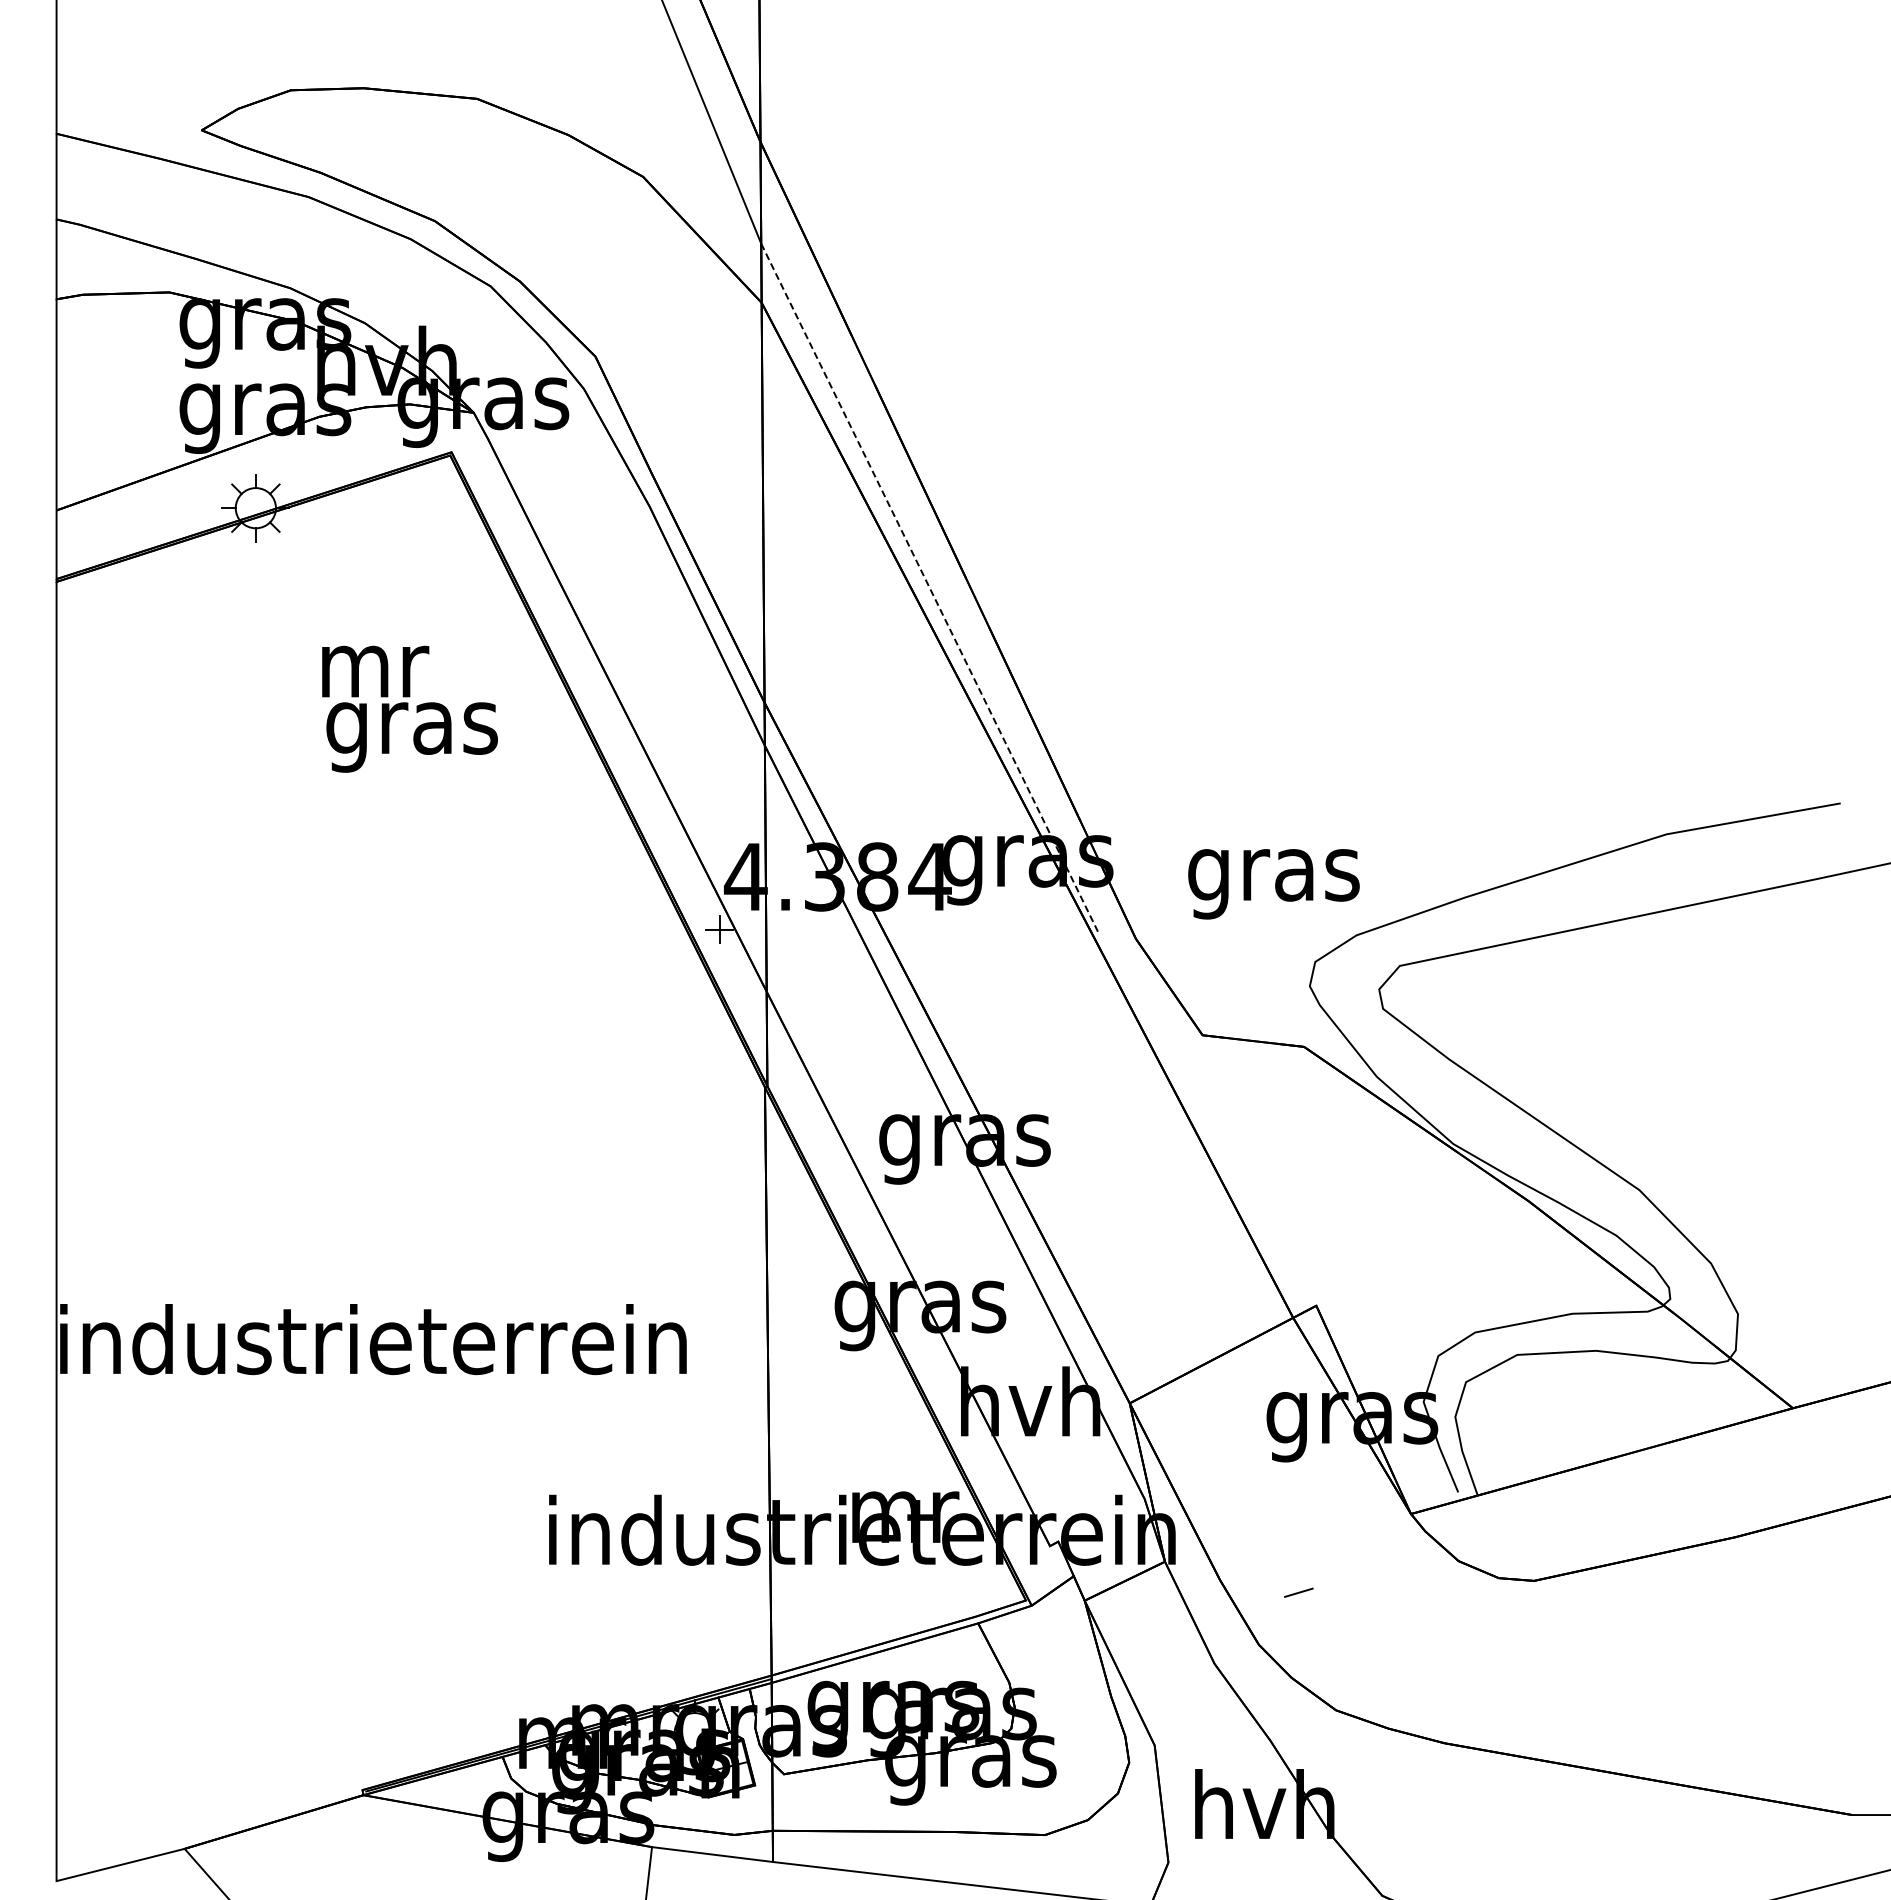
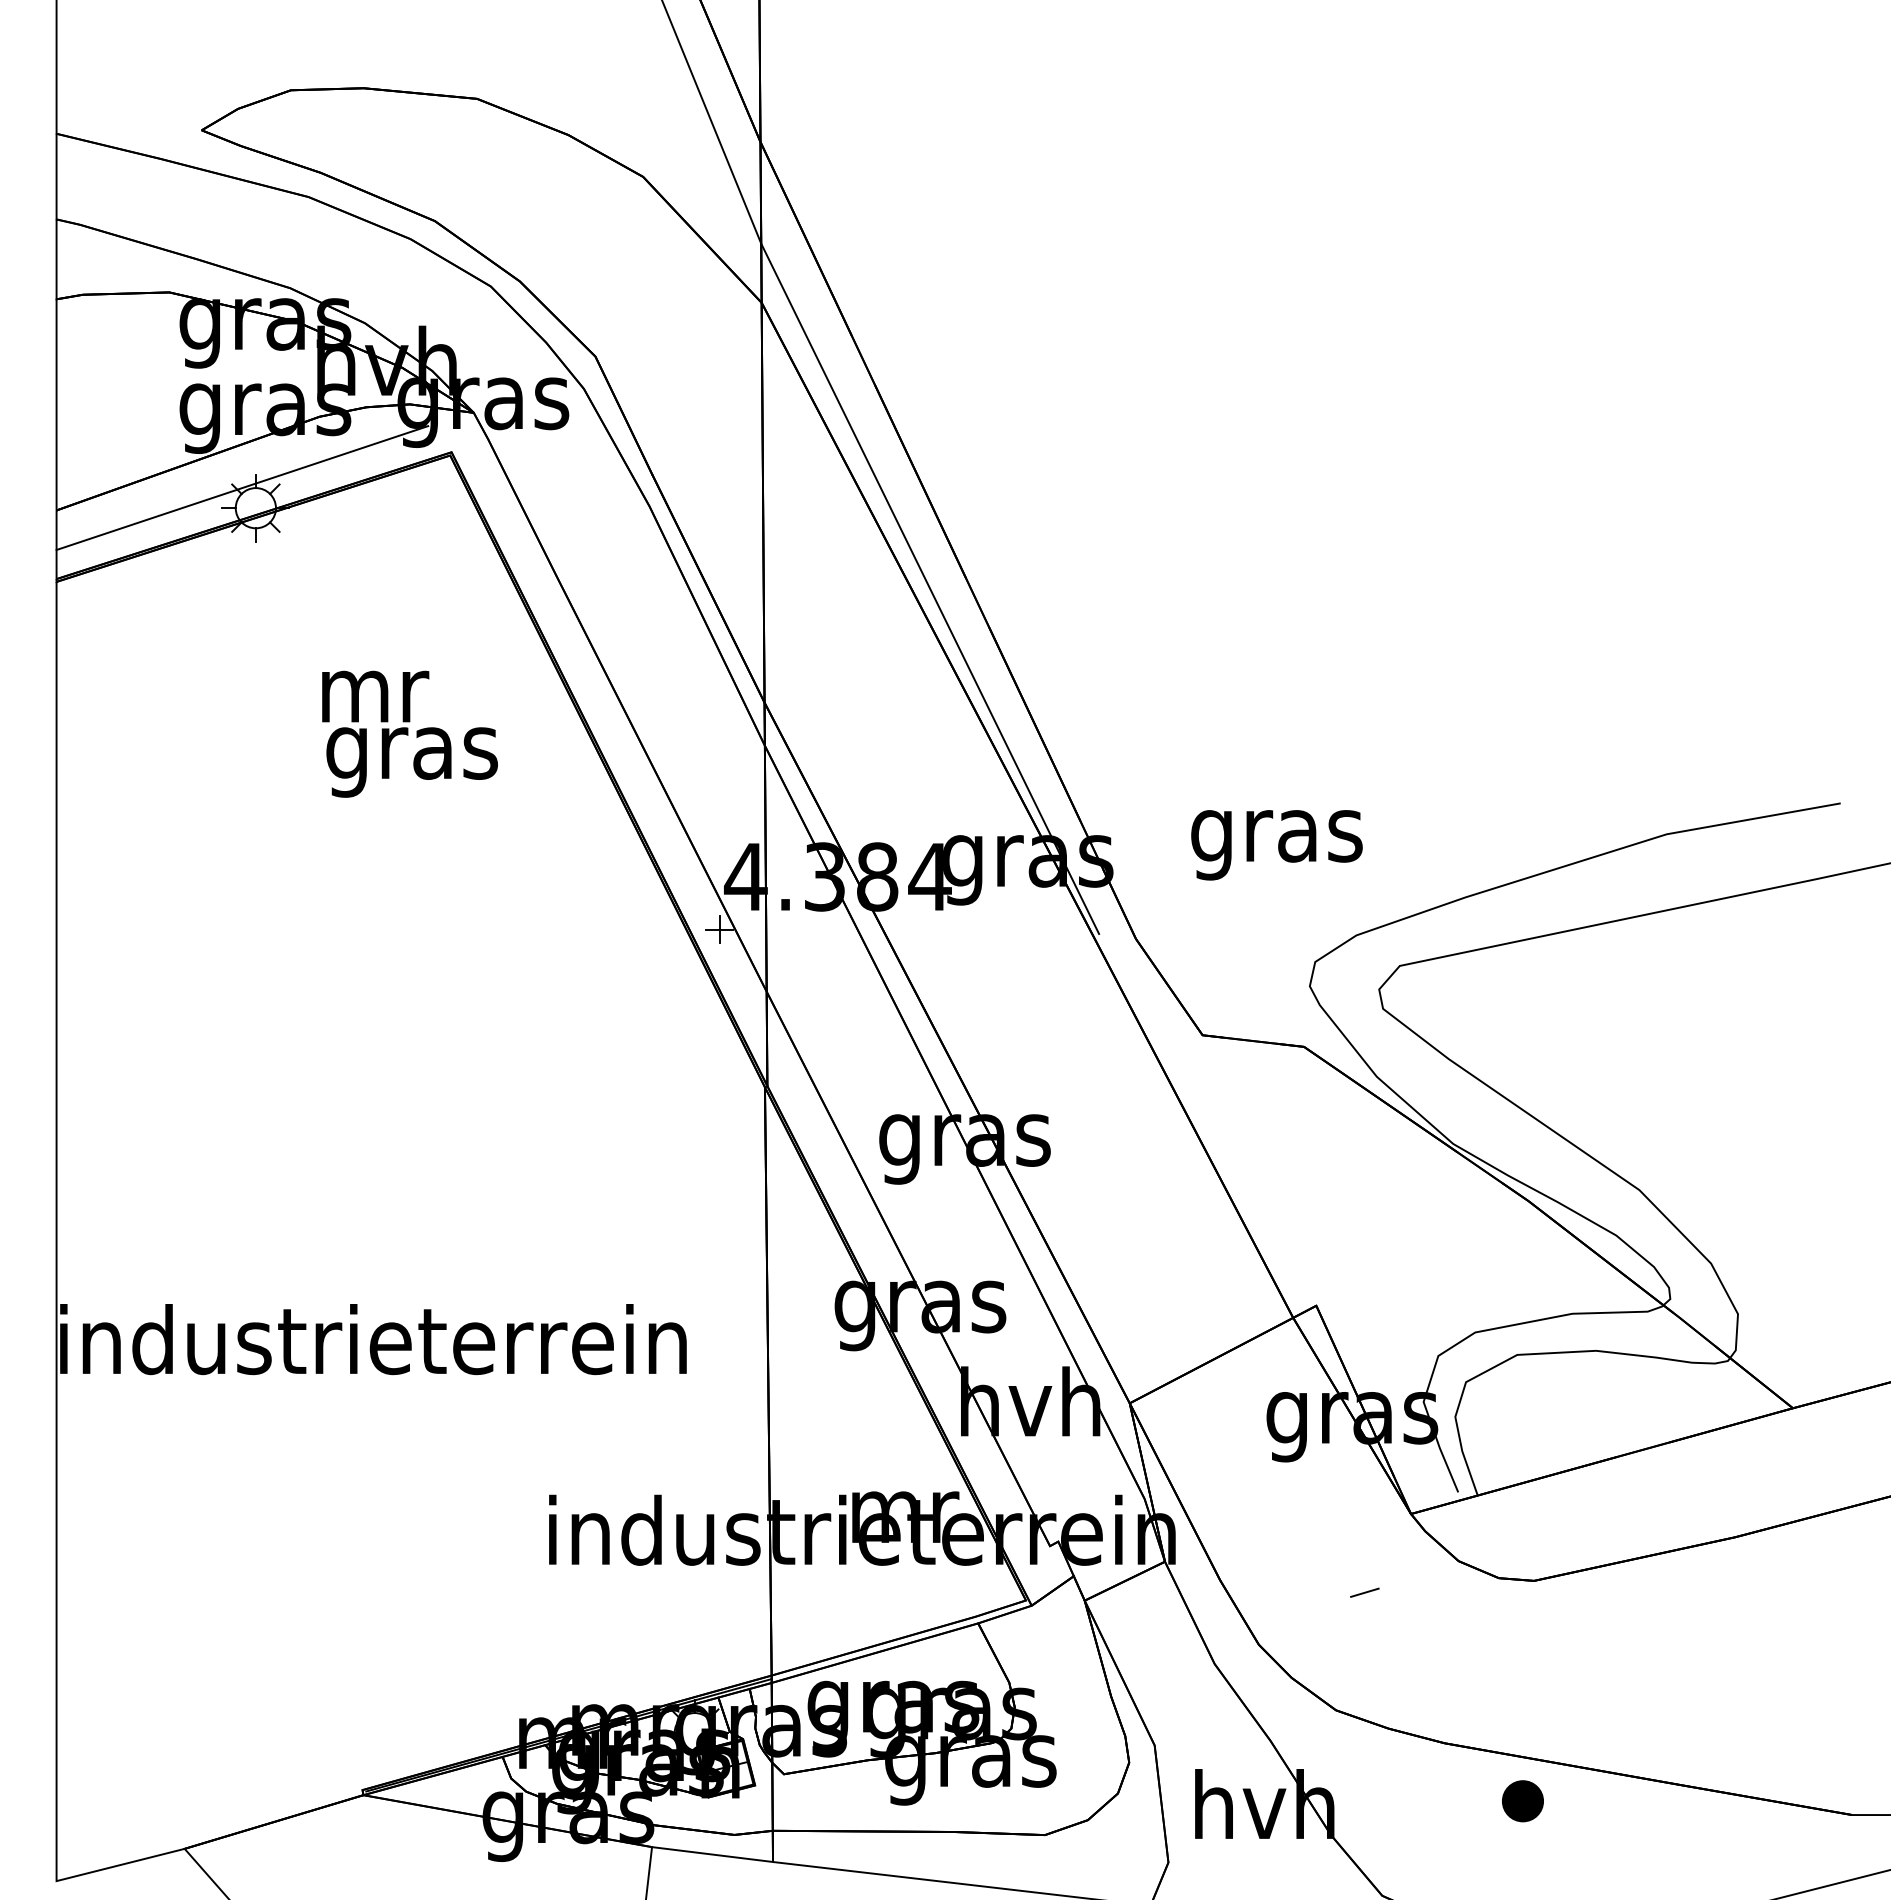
line: none -> present (242, 488)
line: dashed -> solid (930, 589)
text position: (409, 708) -> (409, 733) (409, 733)
text position: (1273, 884) -> (1276, 845) (1276, 845)
line position: (1298, 1592) -> (1364, 1592) (1364, 1592)
part: none -> present (1522, 1801)
